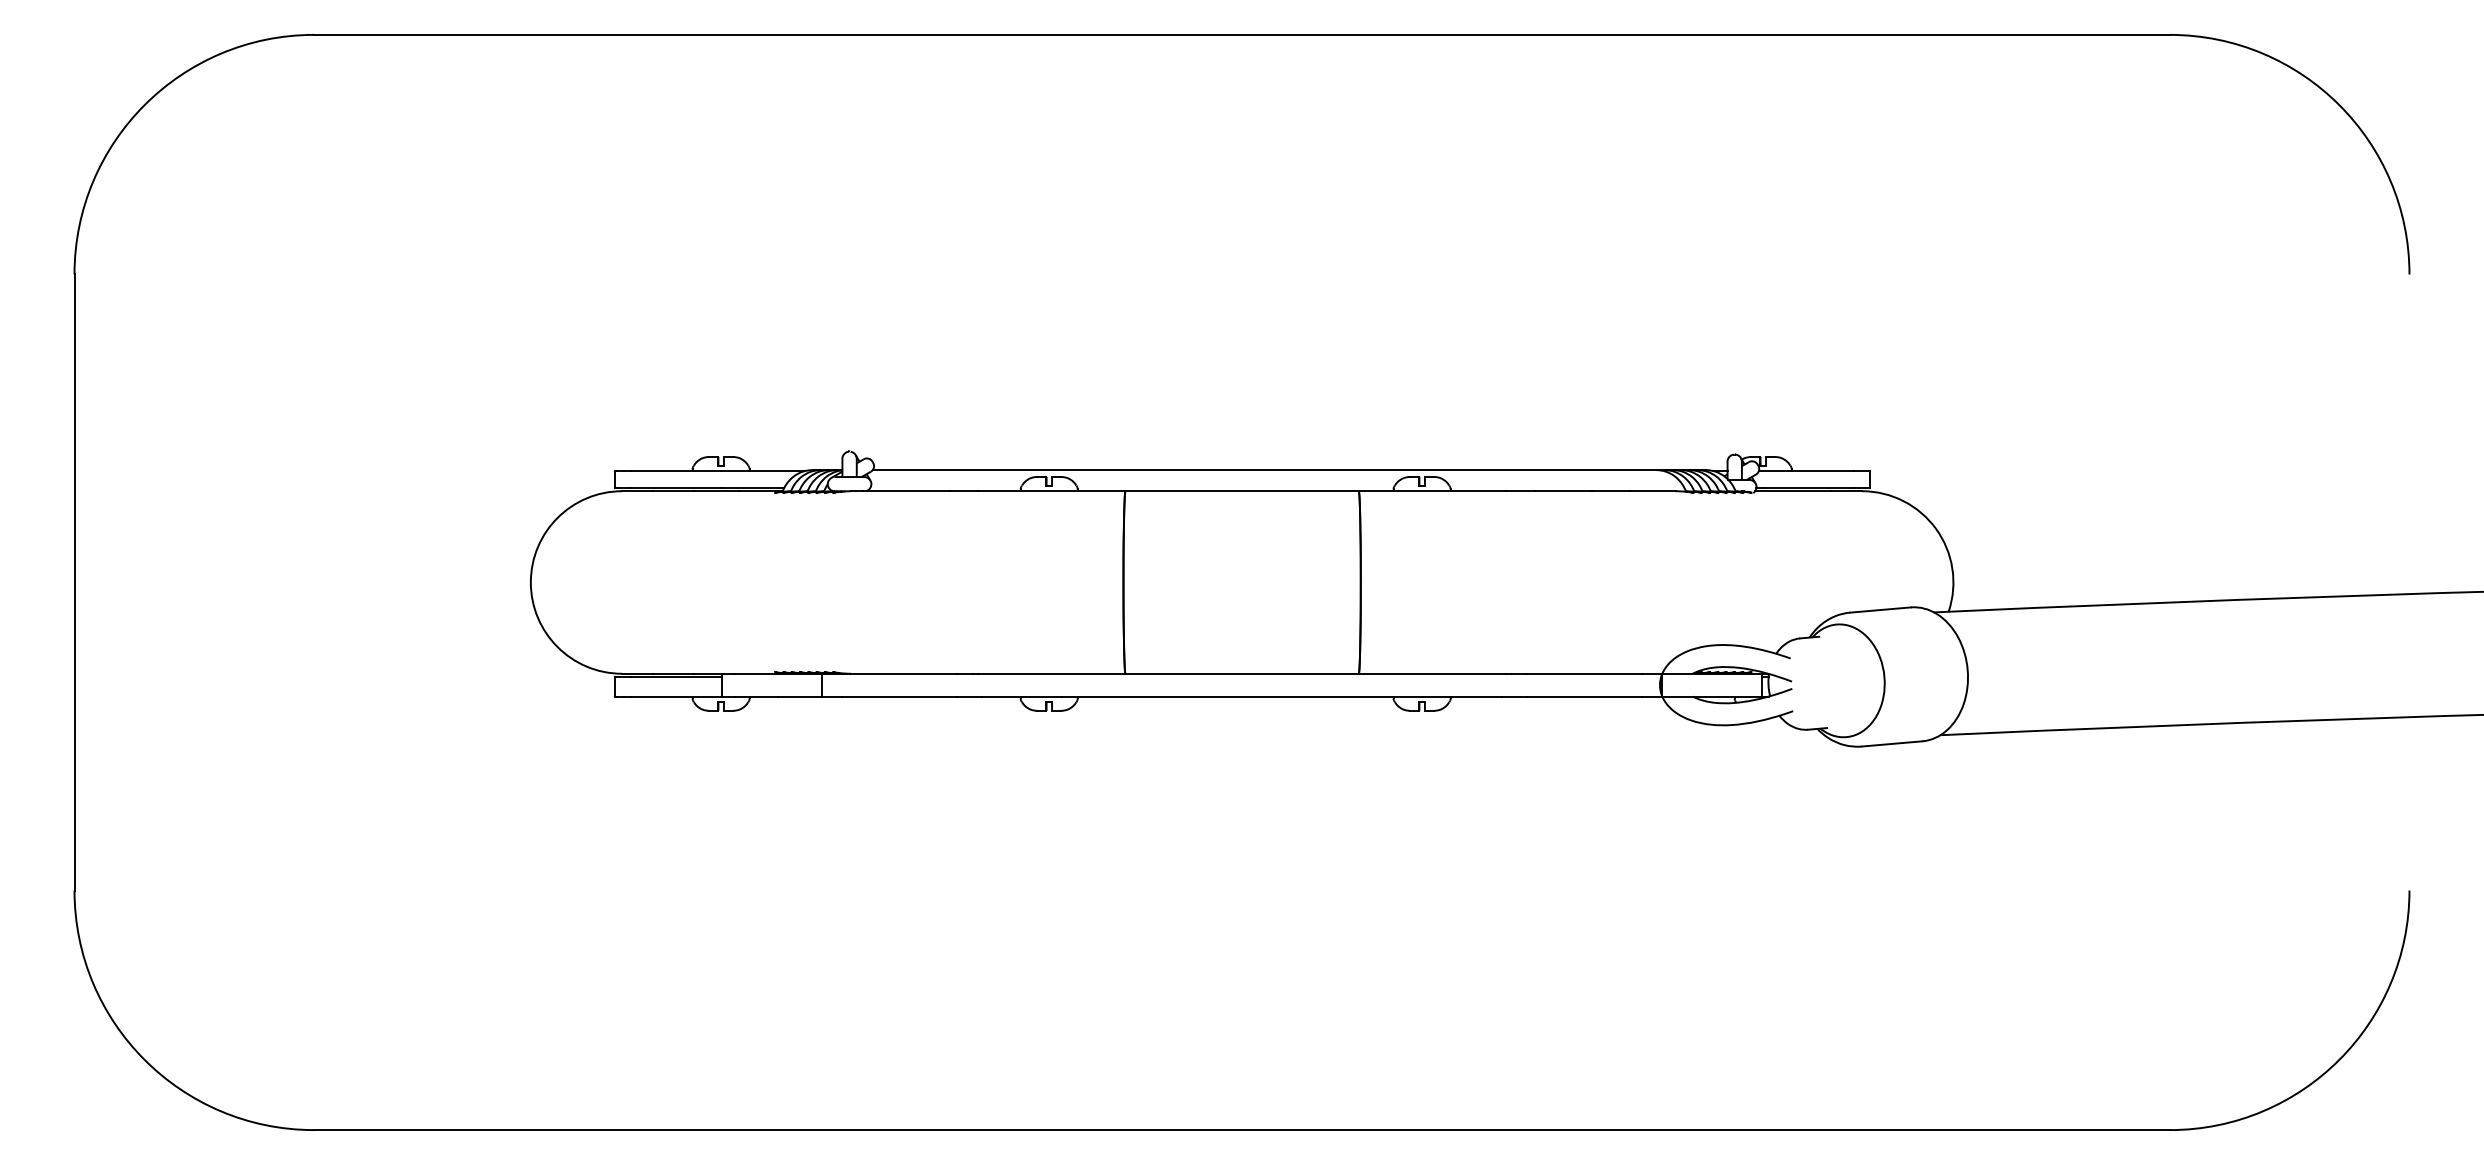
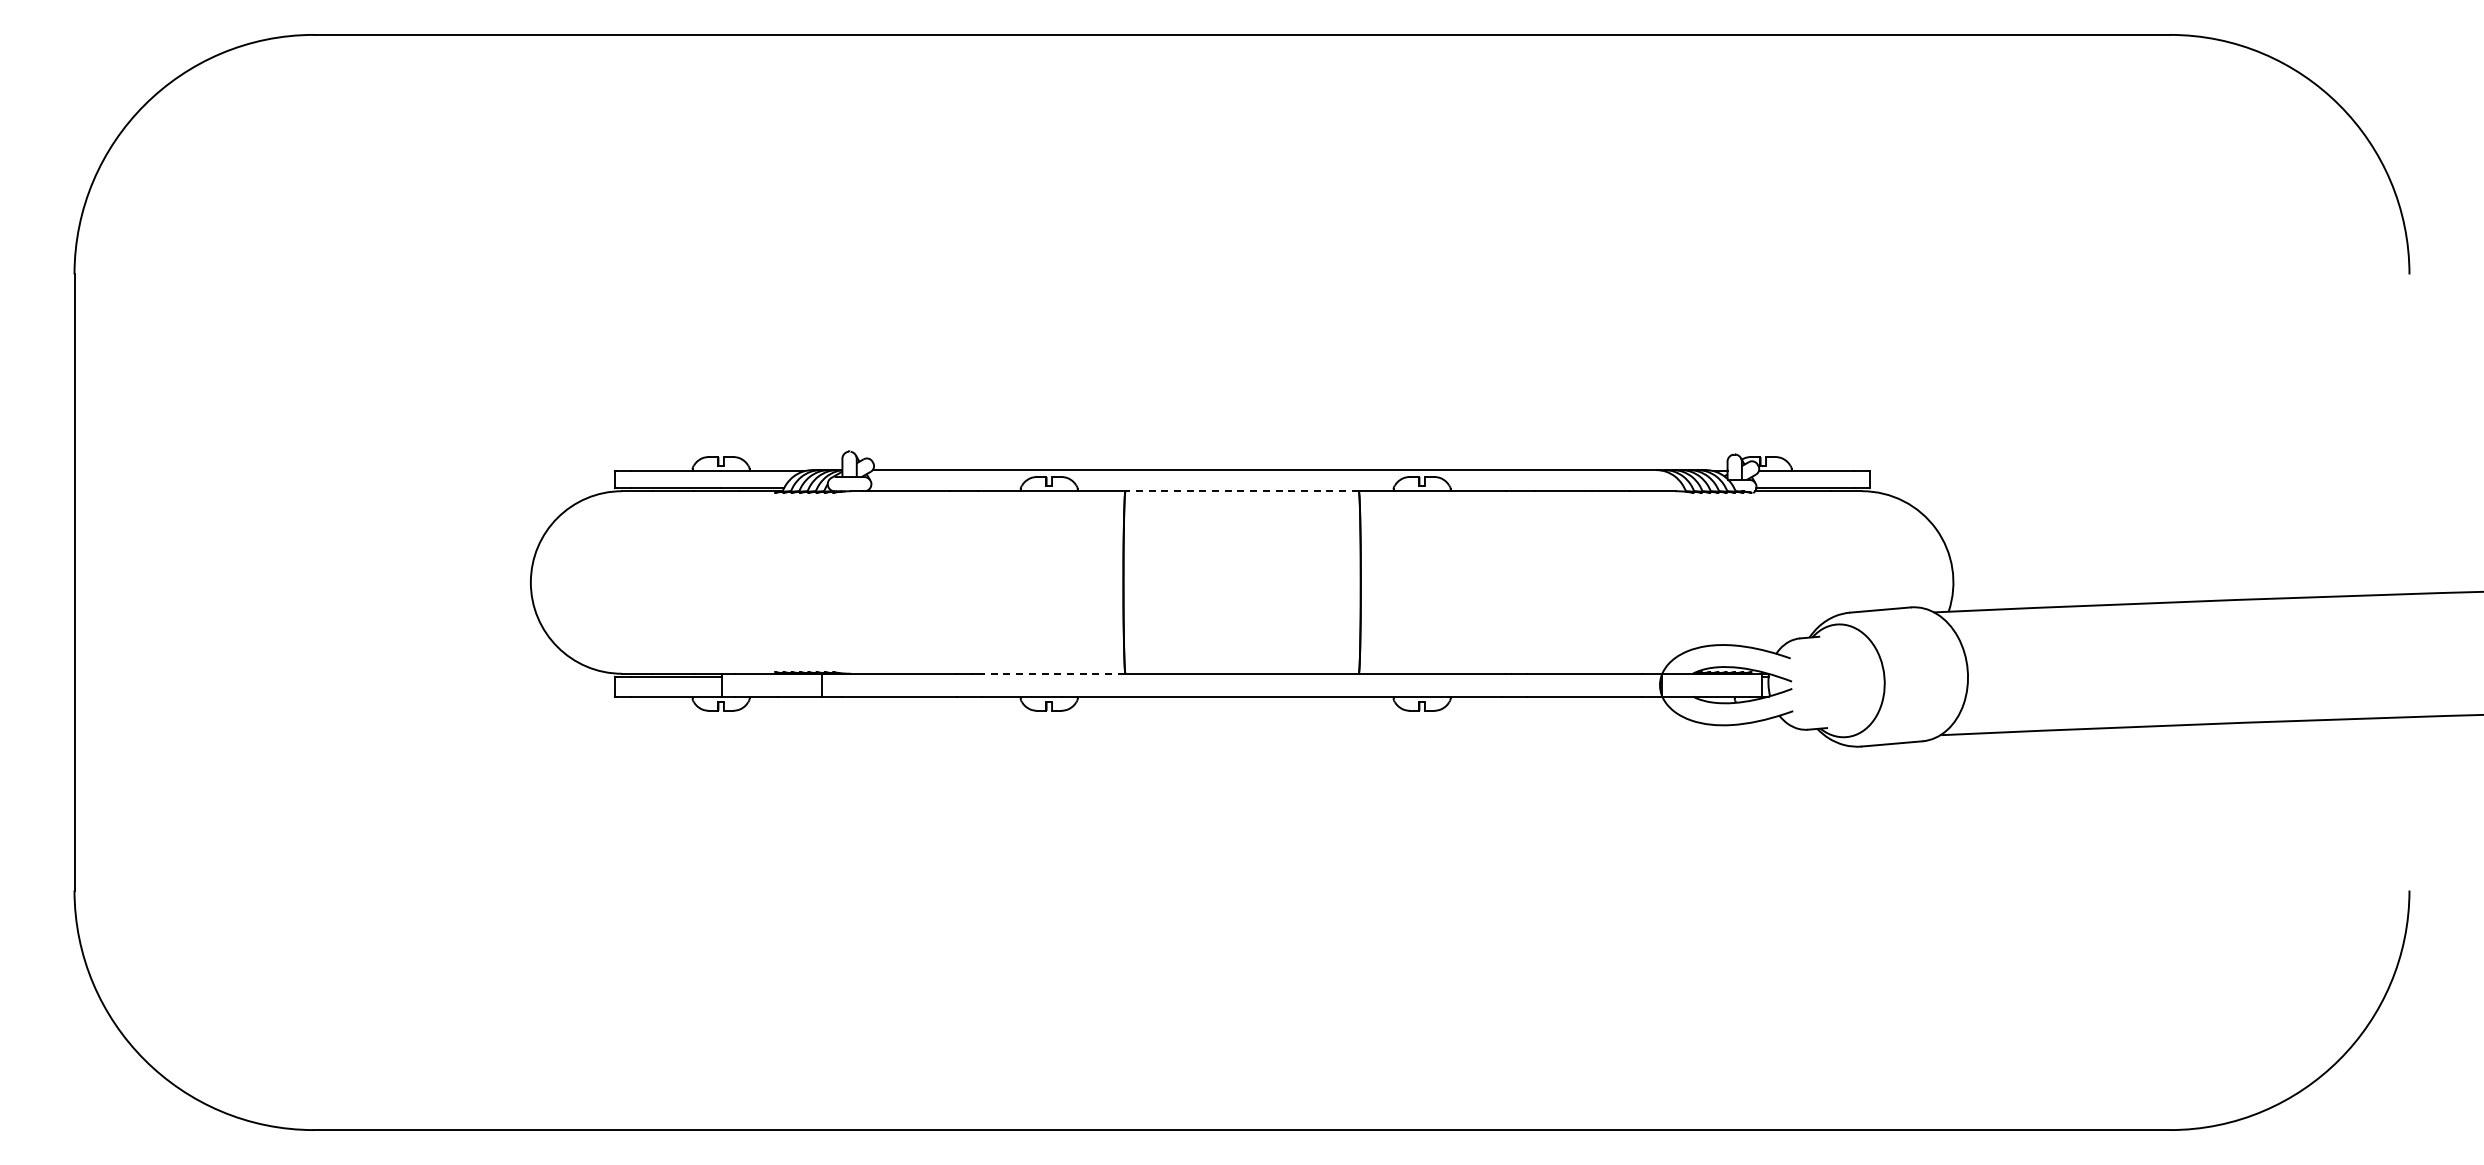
line: solid -> dashed (1242, 491)
line: solid -> dashed (1051, 673)
